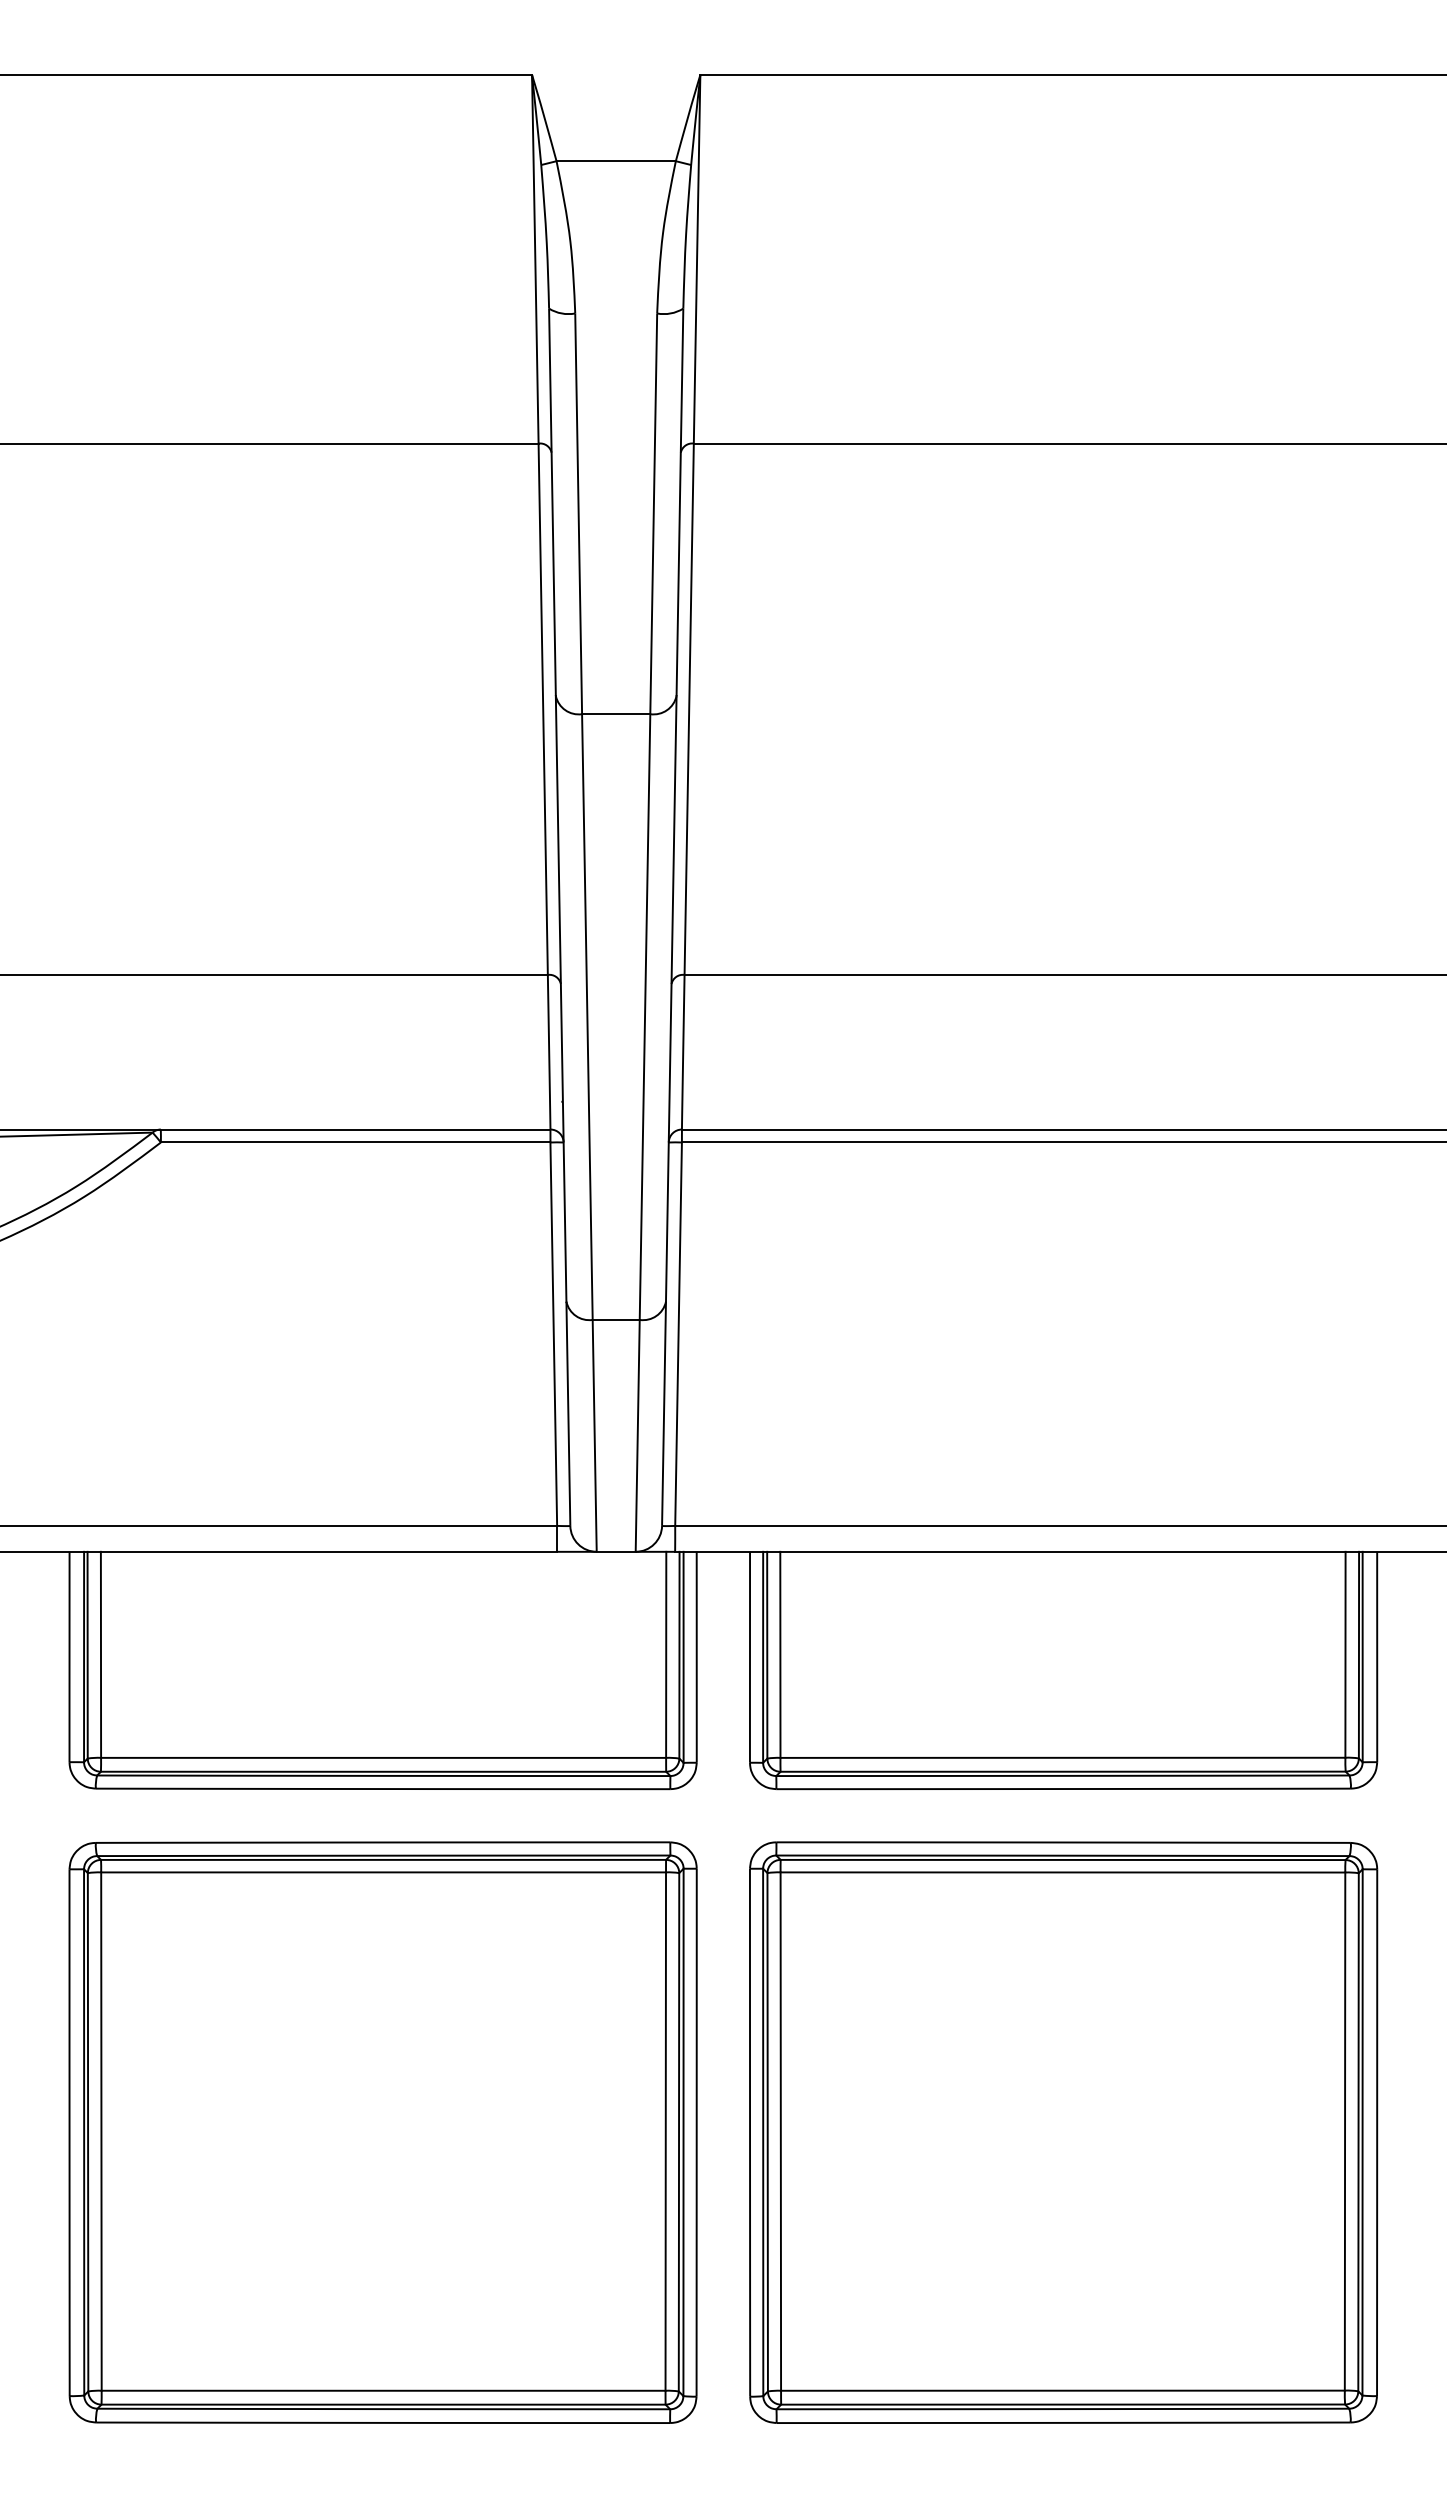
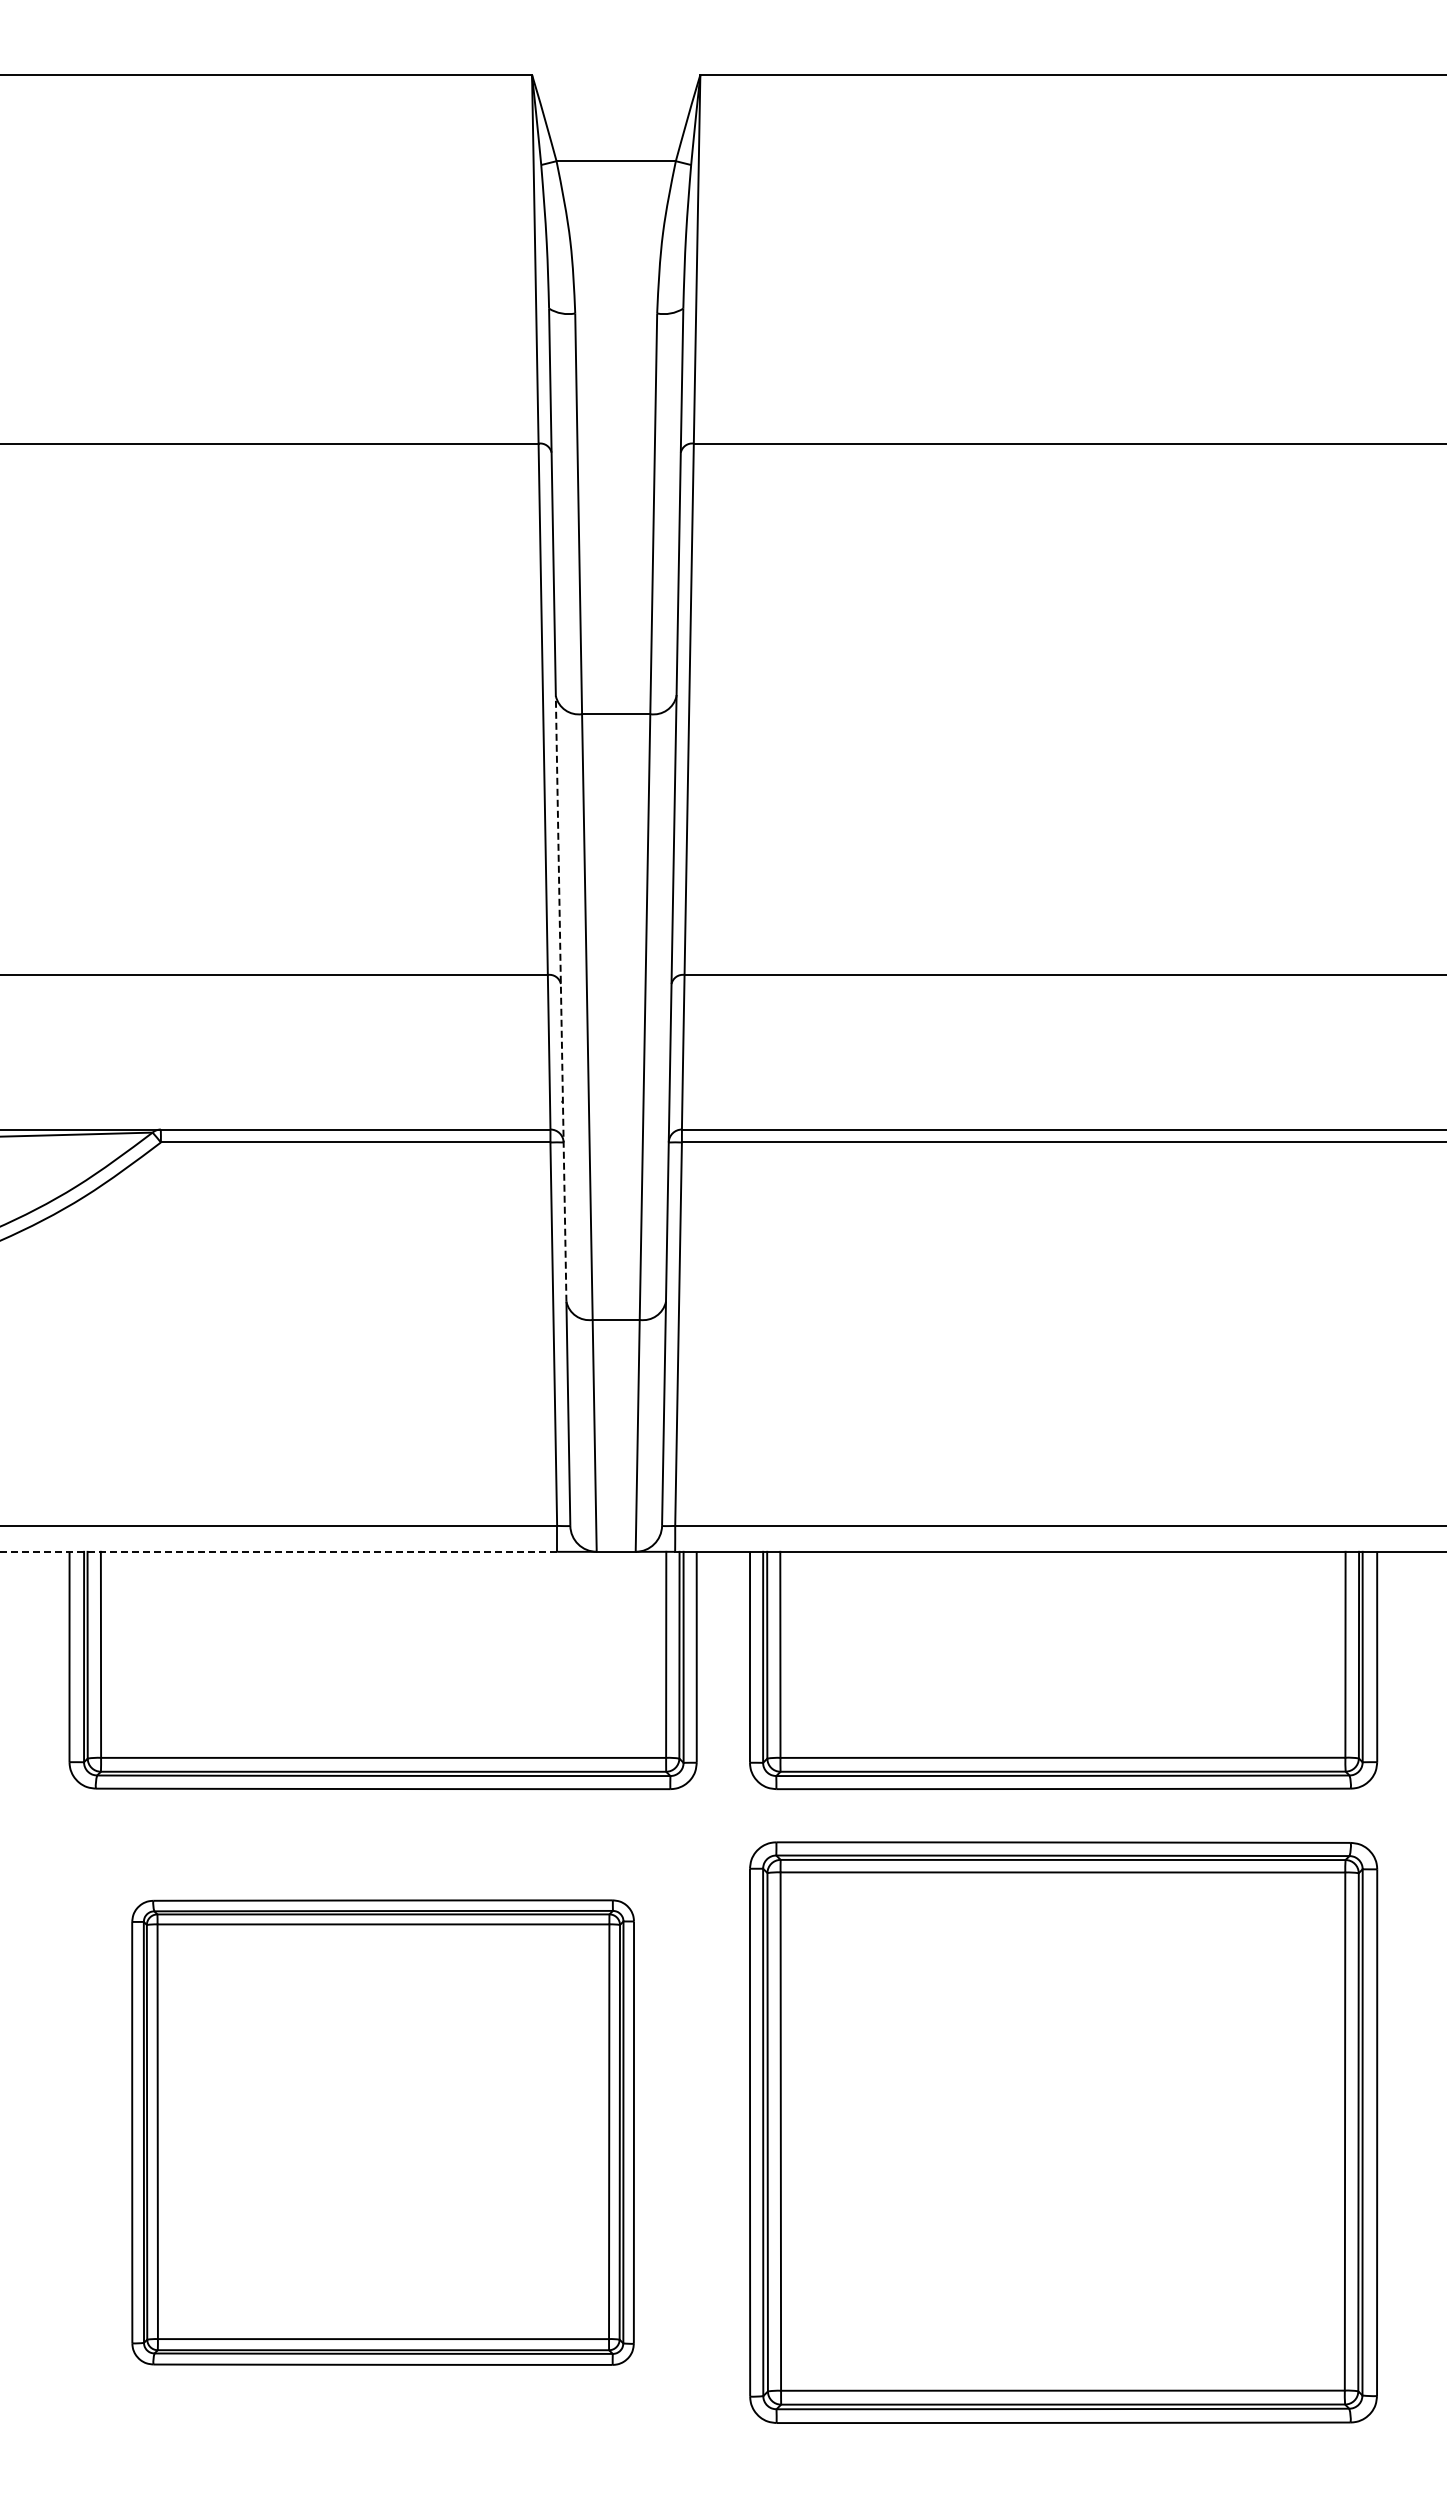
line: solid -> dashed (561, 998)
line: solid -> dashed (278, 1551)
part size: 630x583 px -> 504x467 px (382, 2132)
